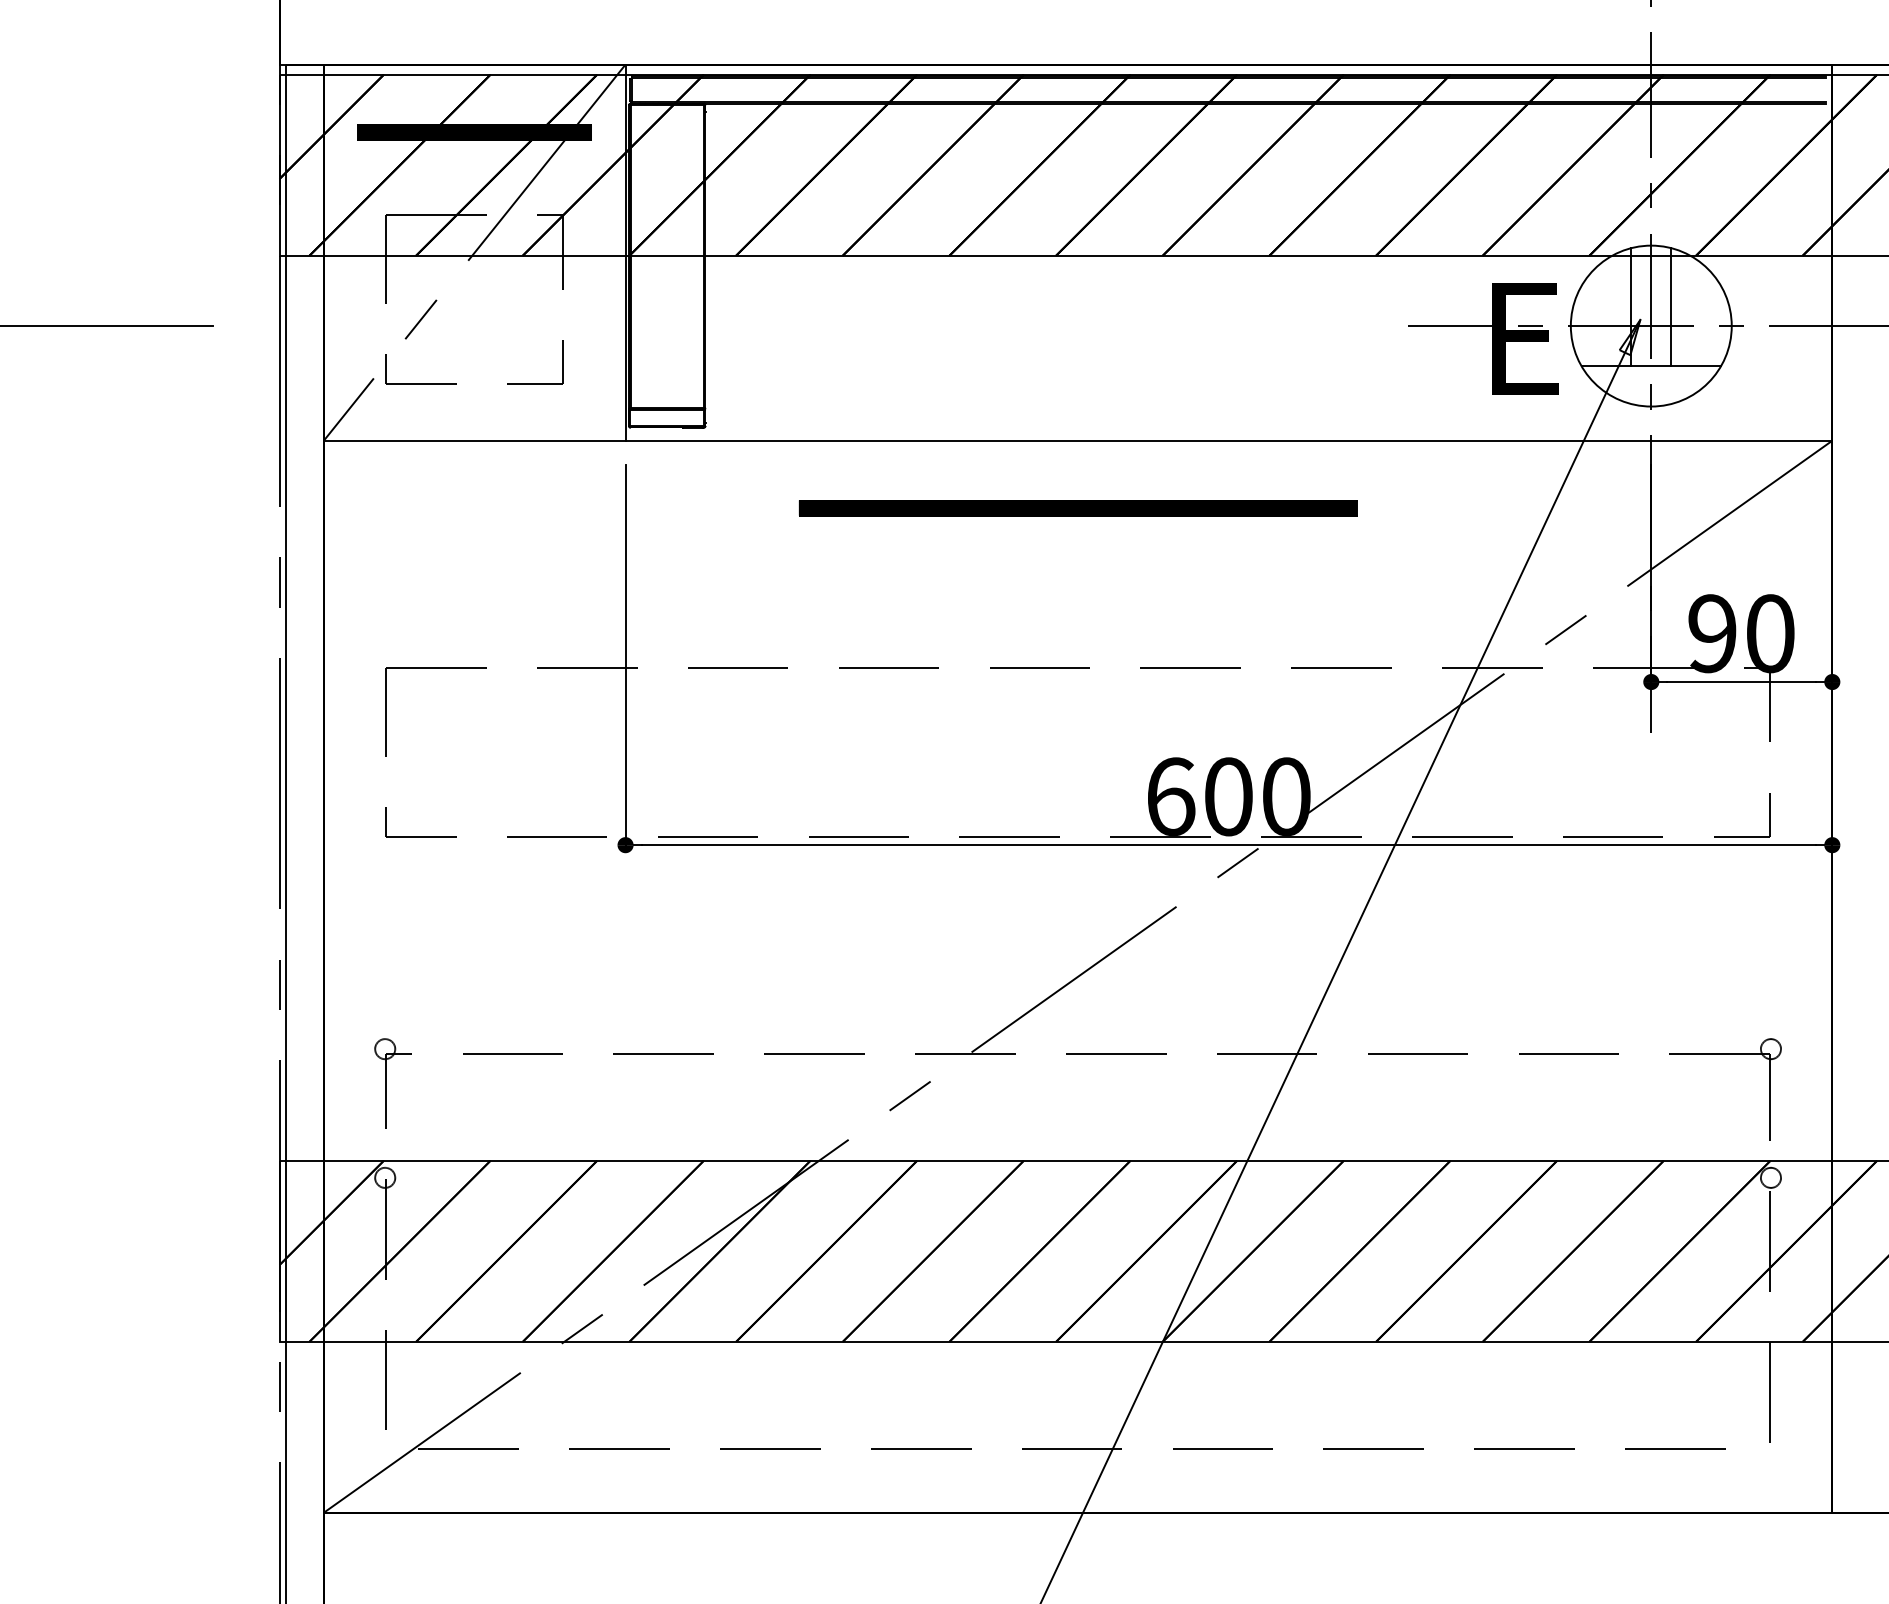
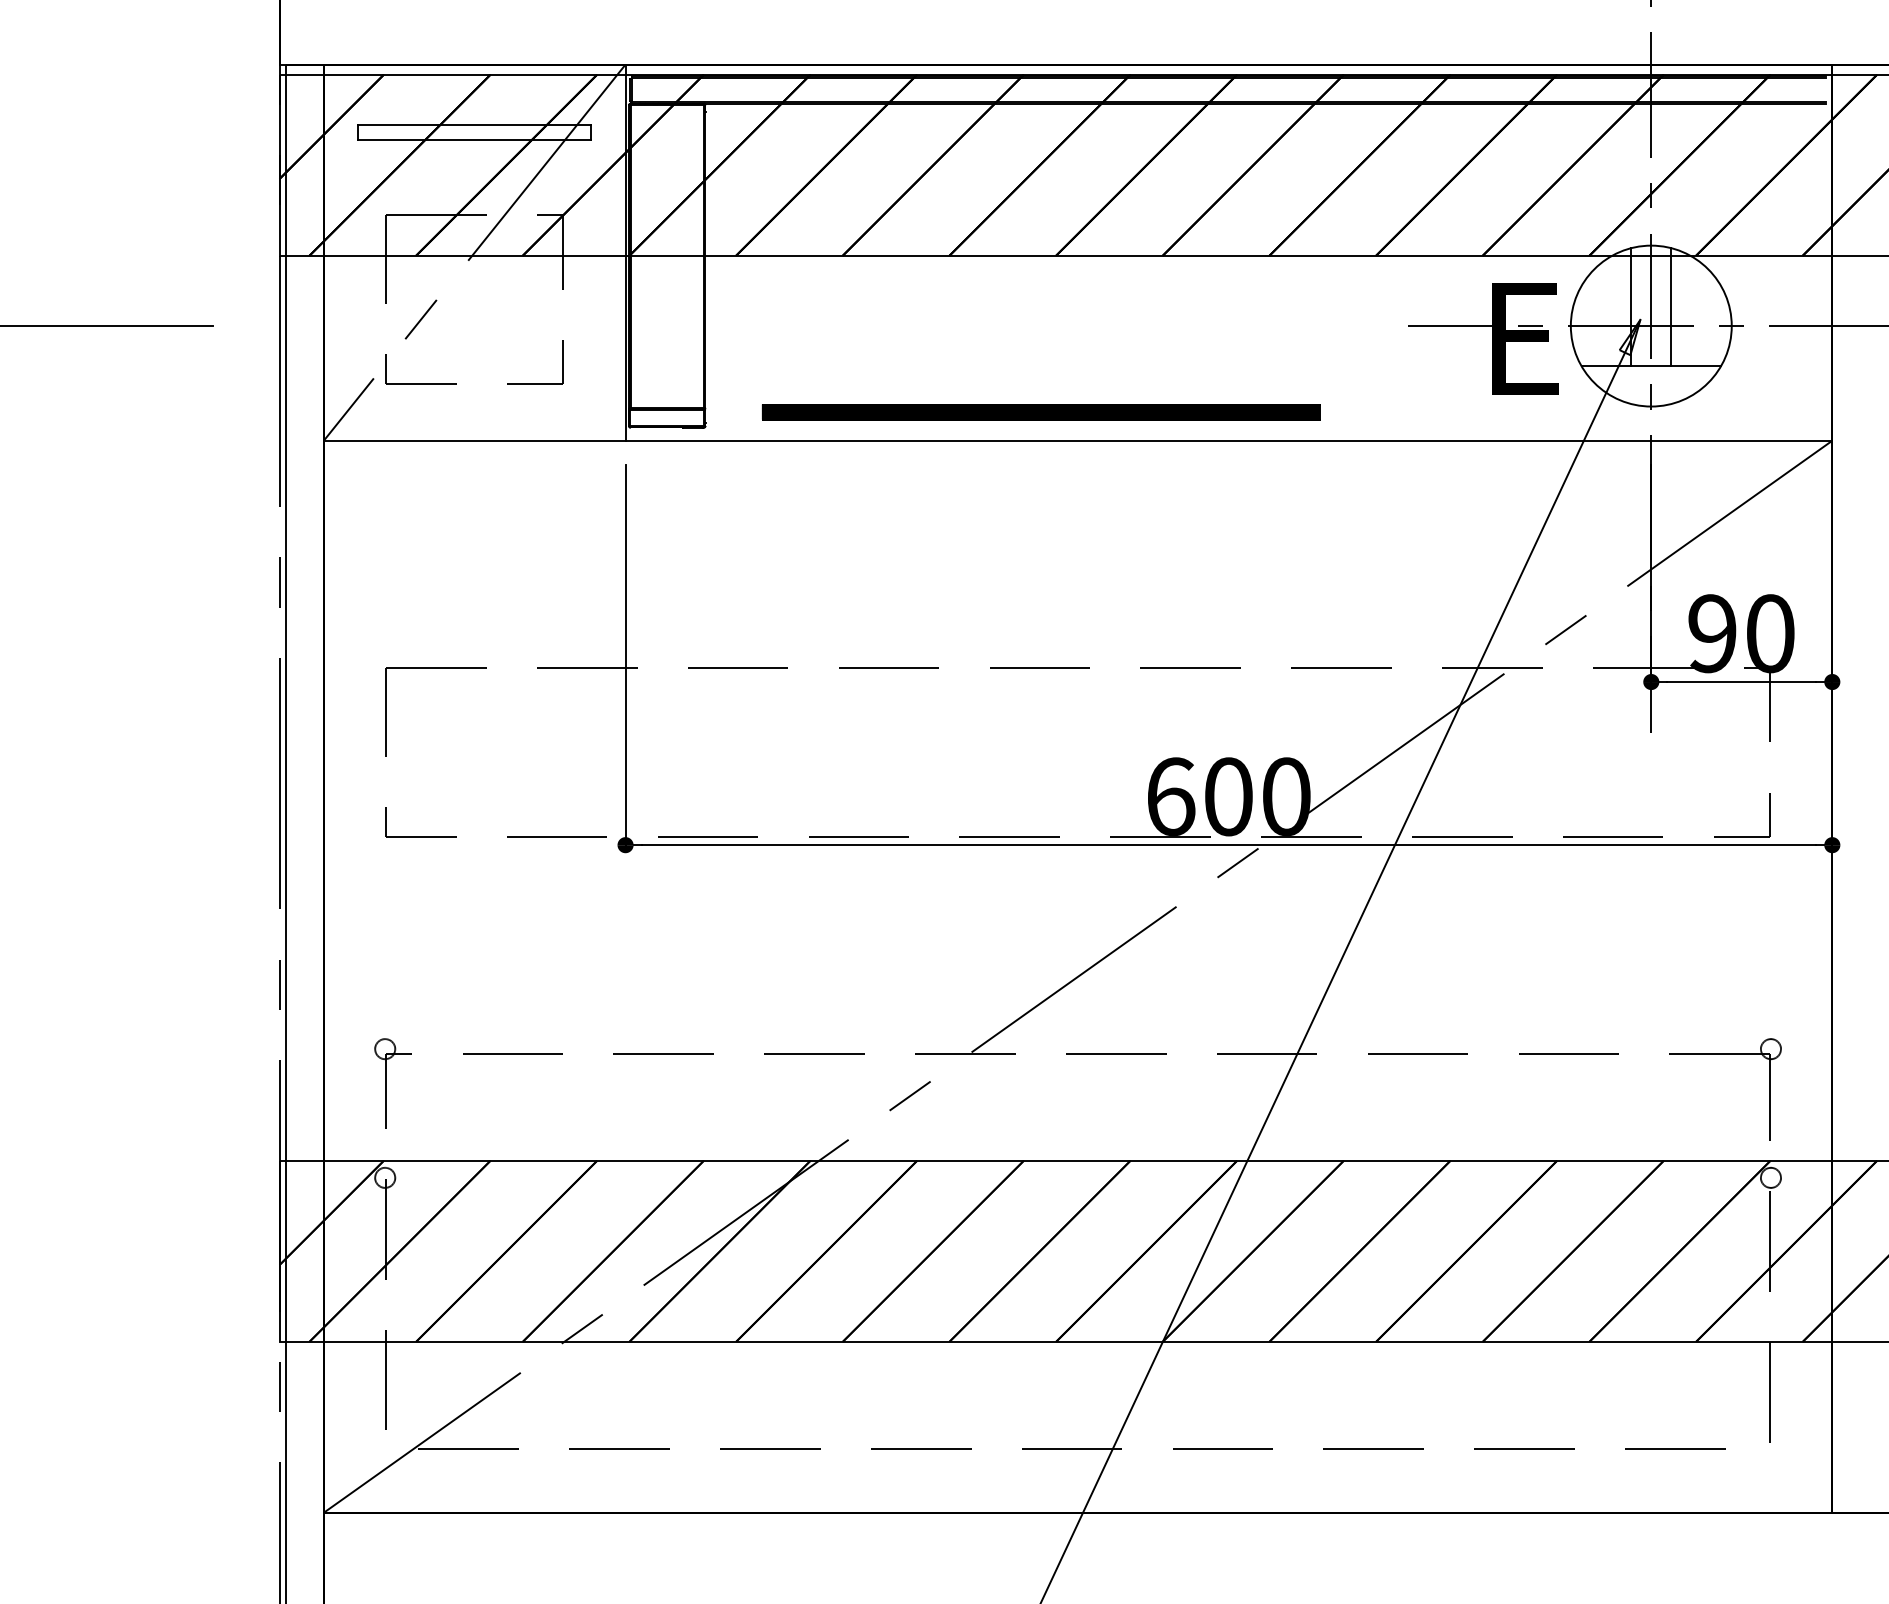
hatch: present -> none (474, 132)
part position: (1078, 508) -> (1041, 412) (1041, 412)
